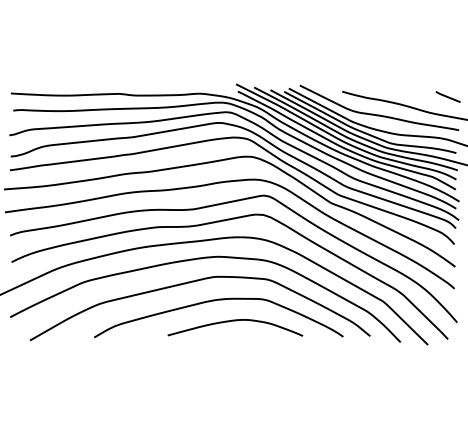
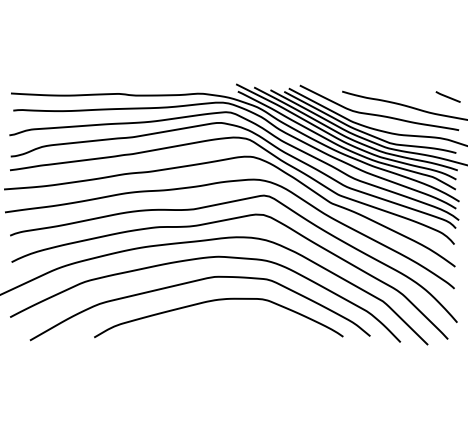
curve: present -> none (235, 321)
